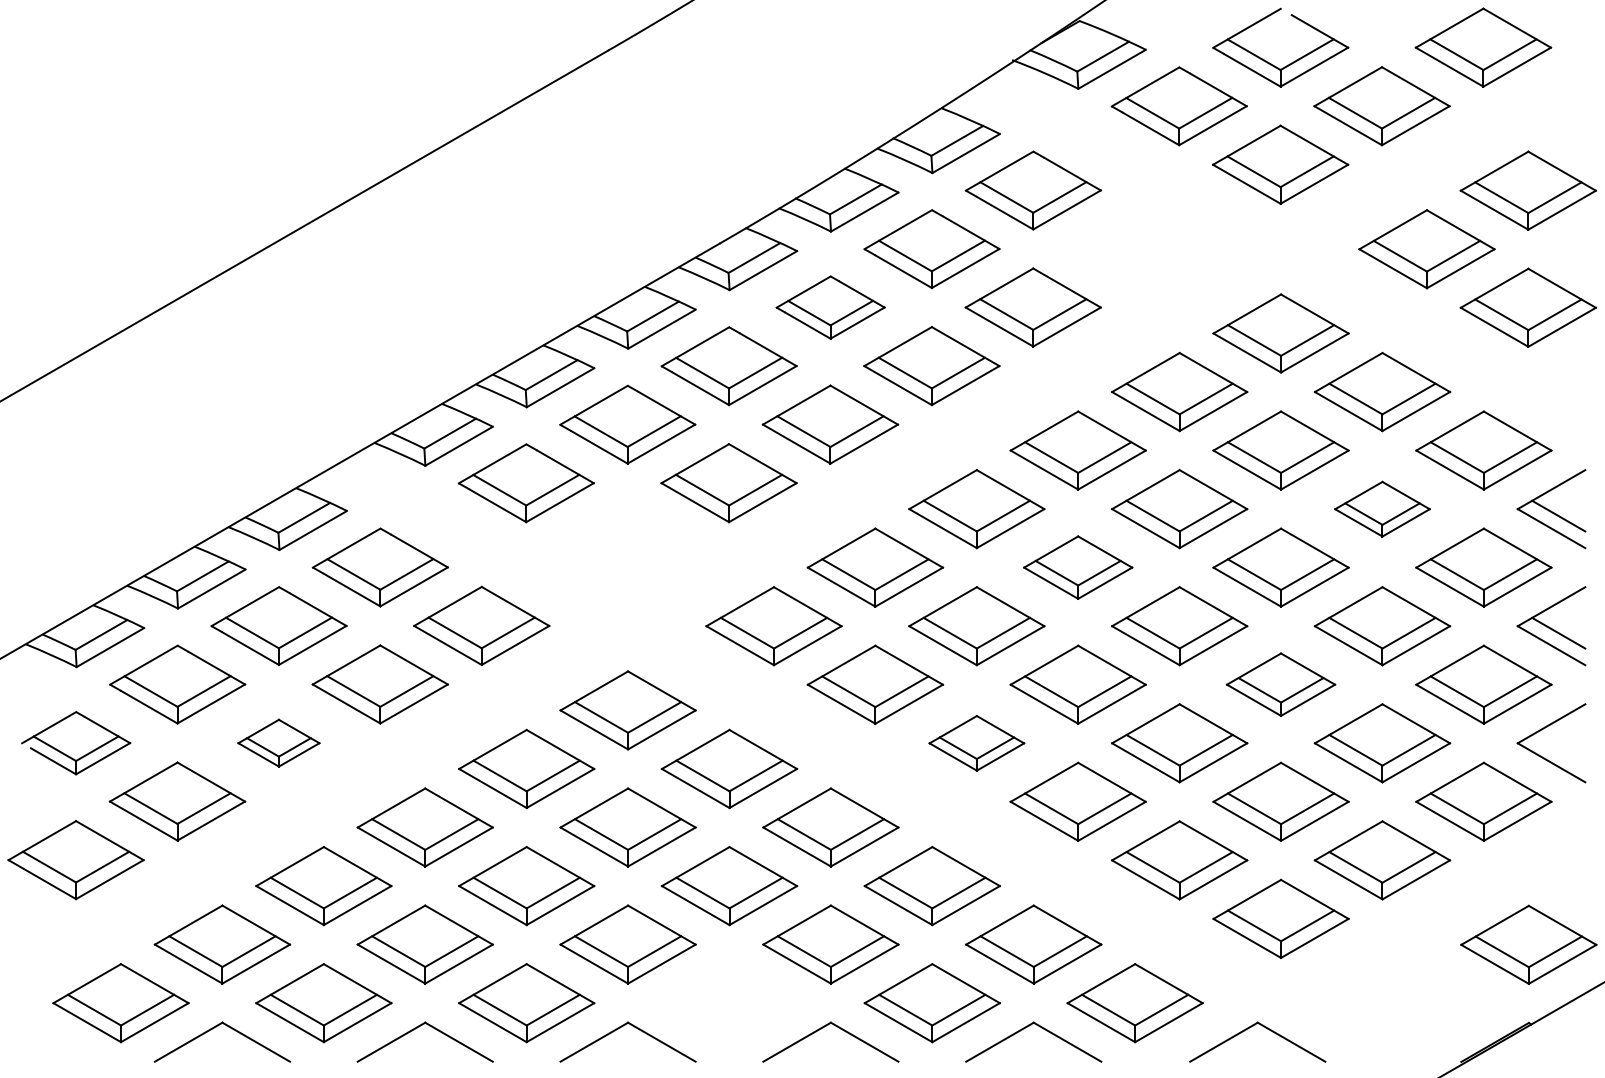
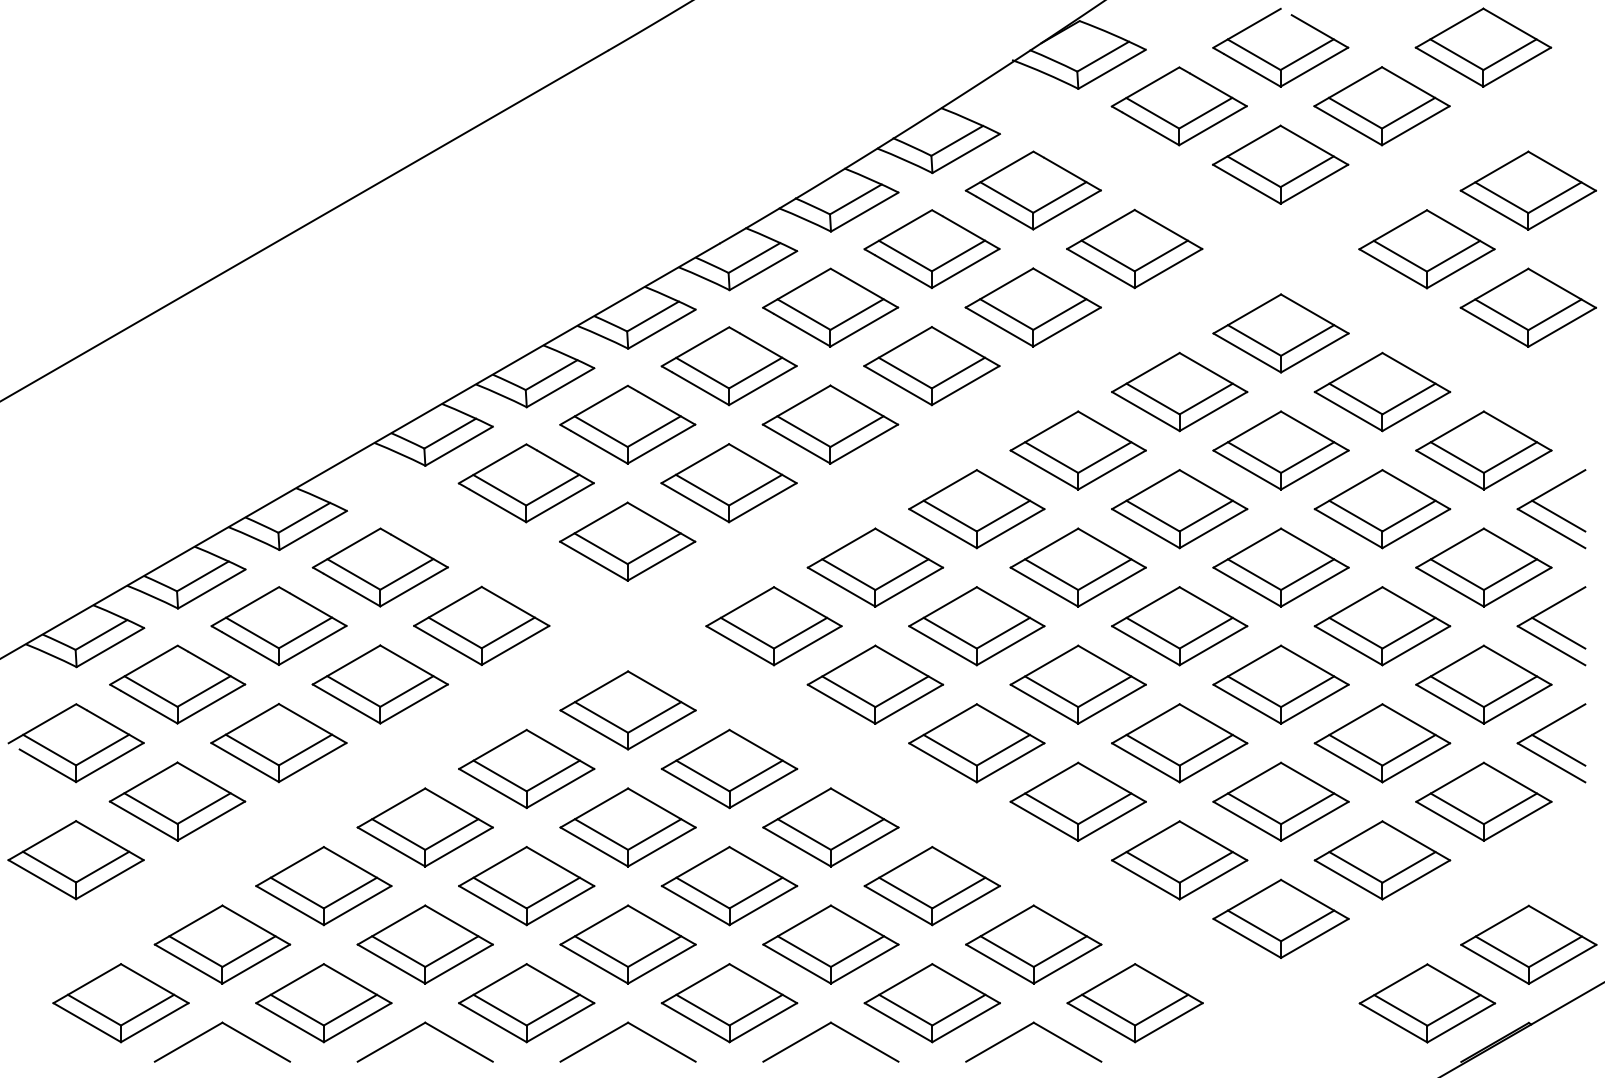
part: none -> present (1134, 248)
part size: 111x65 px -> 138x81 px (830, 307)
part size: 97x58 px -> 139x81 px (1382, 509)
part: none -> present (627, 541)
part size: 111x65 px -> 138x81 px (1077, 567)
part size: 112x65 px -> 138x81 px (1280, 684)
part size: 84x50 px -> 138x81 px (278, 743)
part size: 111x65 px -> 138x81 px (75, 743)
part size: 98x57 px -> 138x81 px (976, 743)
line: none -> present (1558, 749)
part: none -> present (729, 1003)
part: none -> present (1427, 1003)
part: present -> none (1248, 1029)
